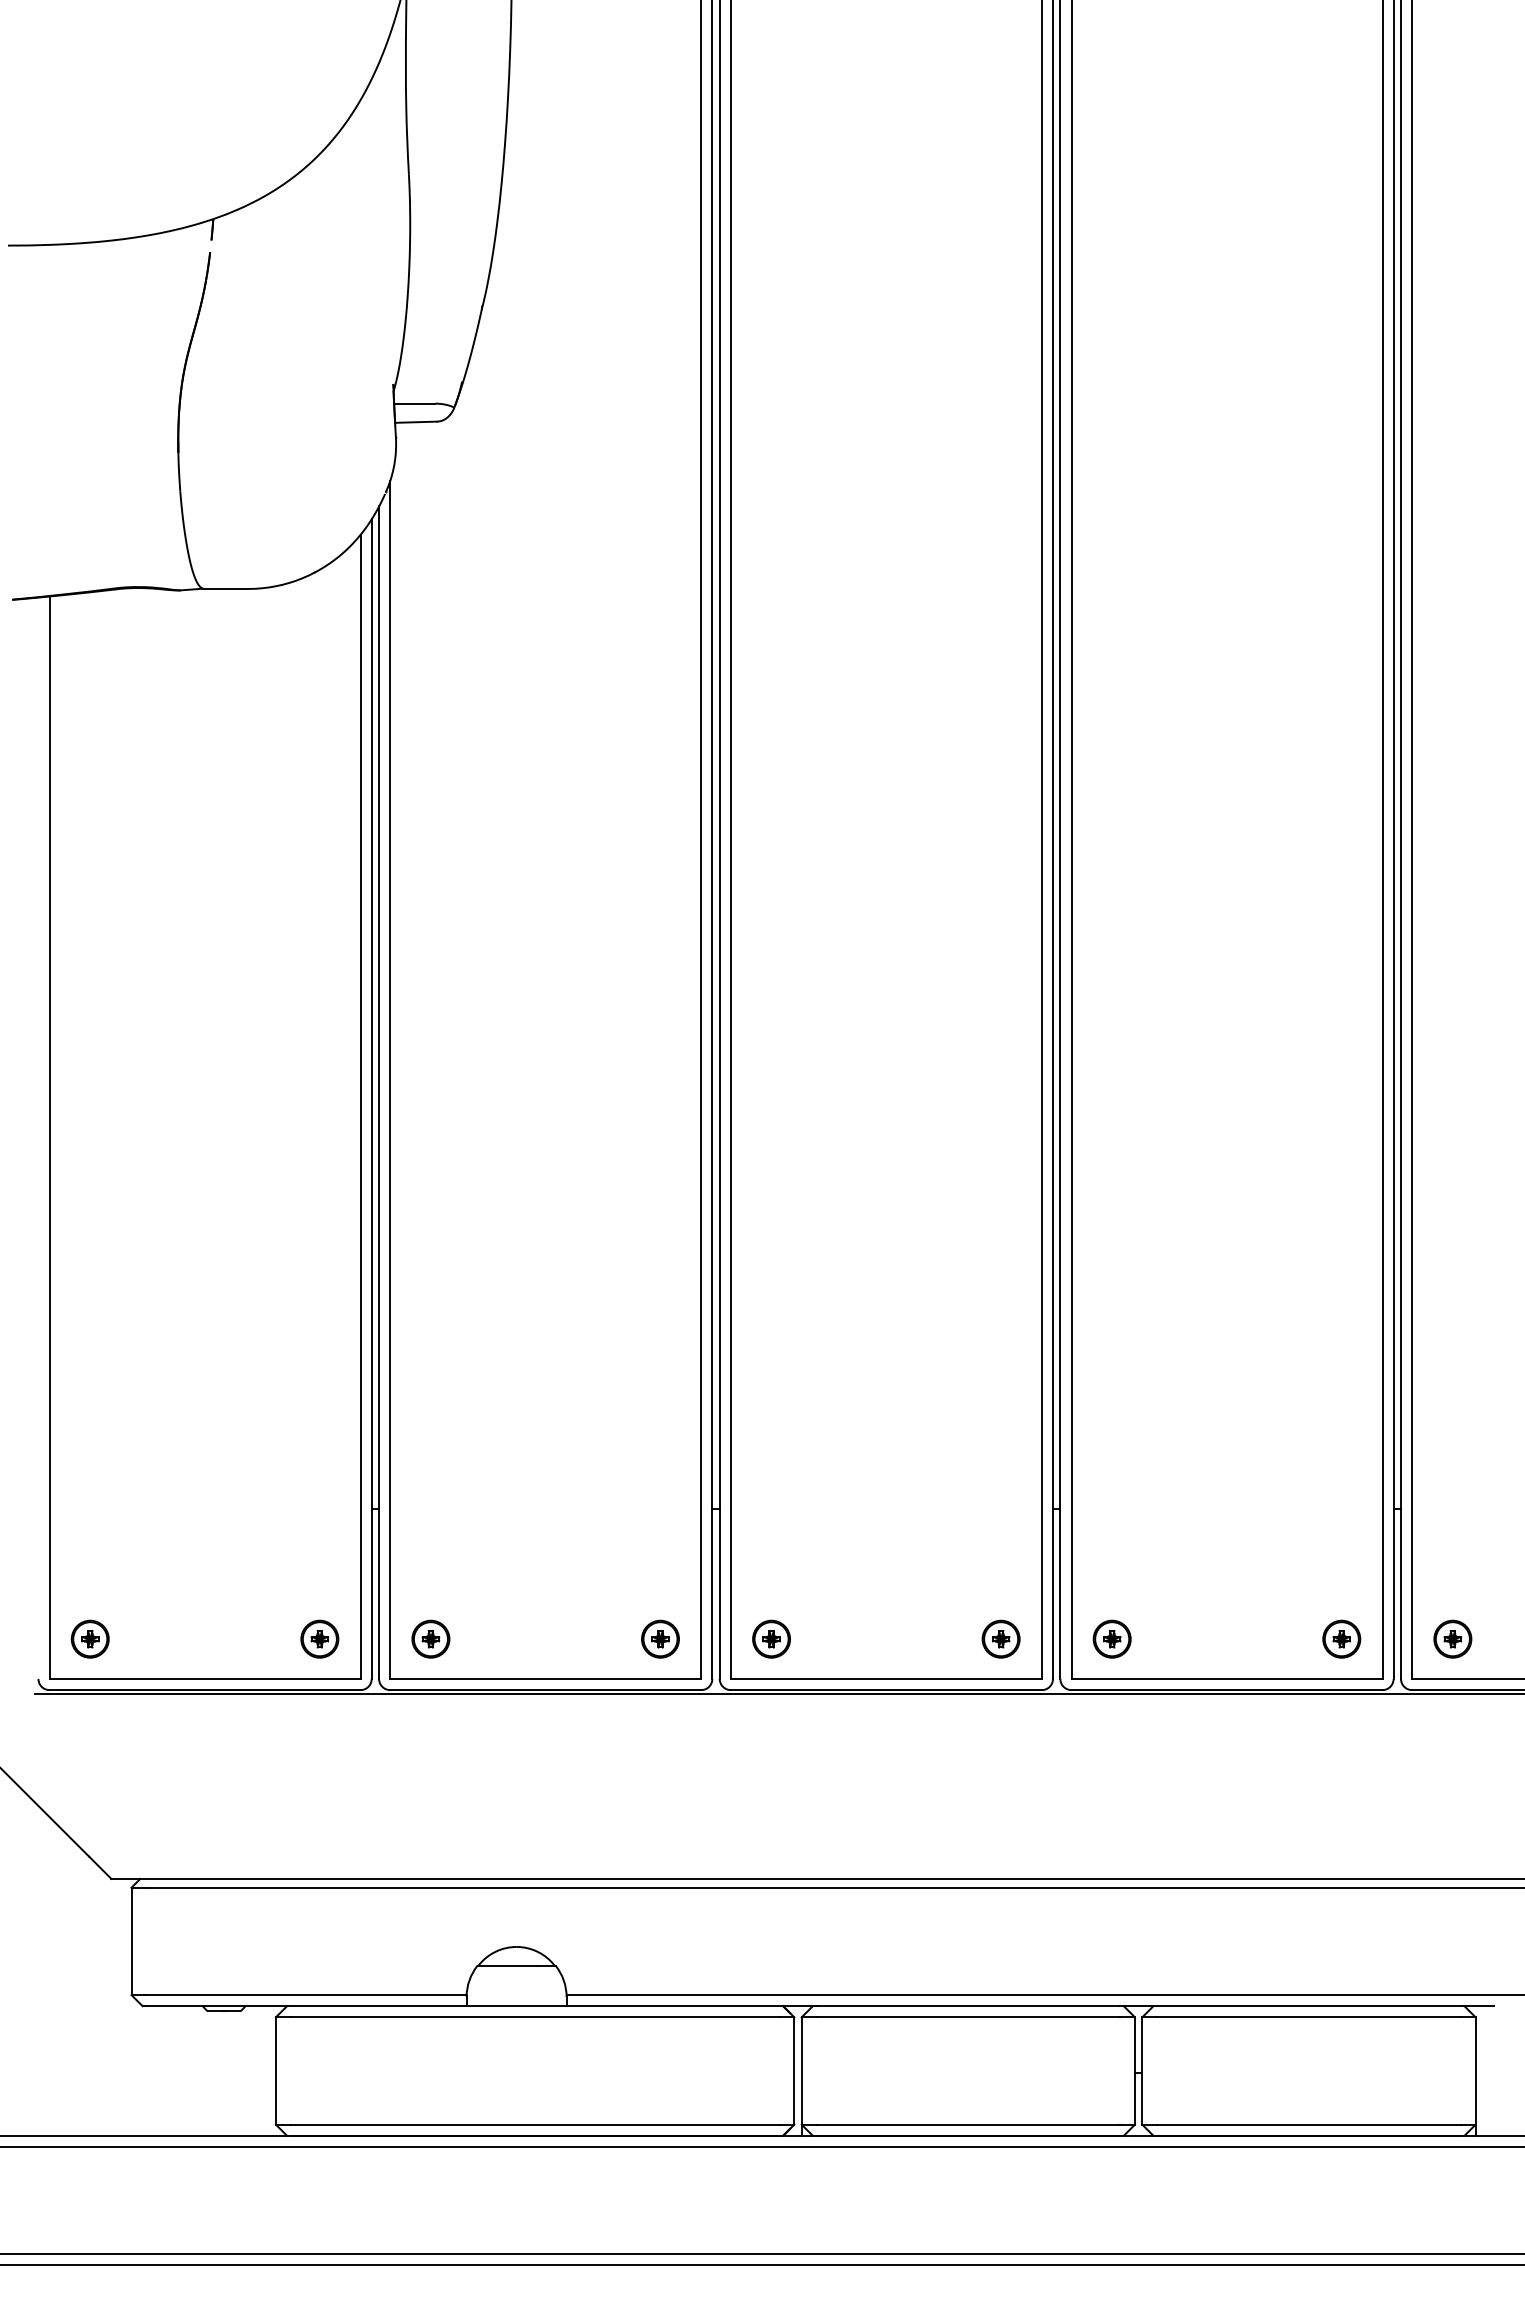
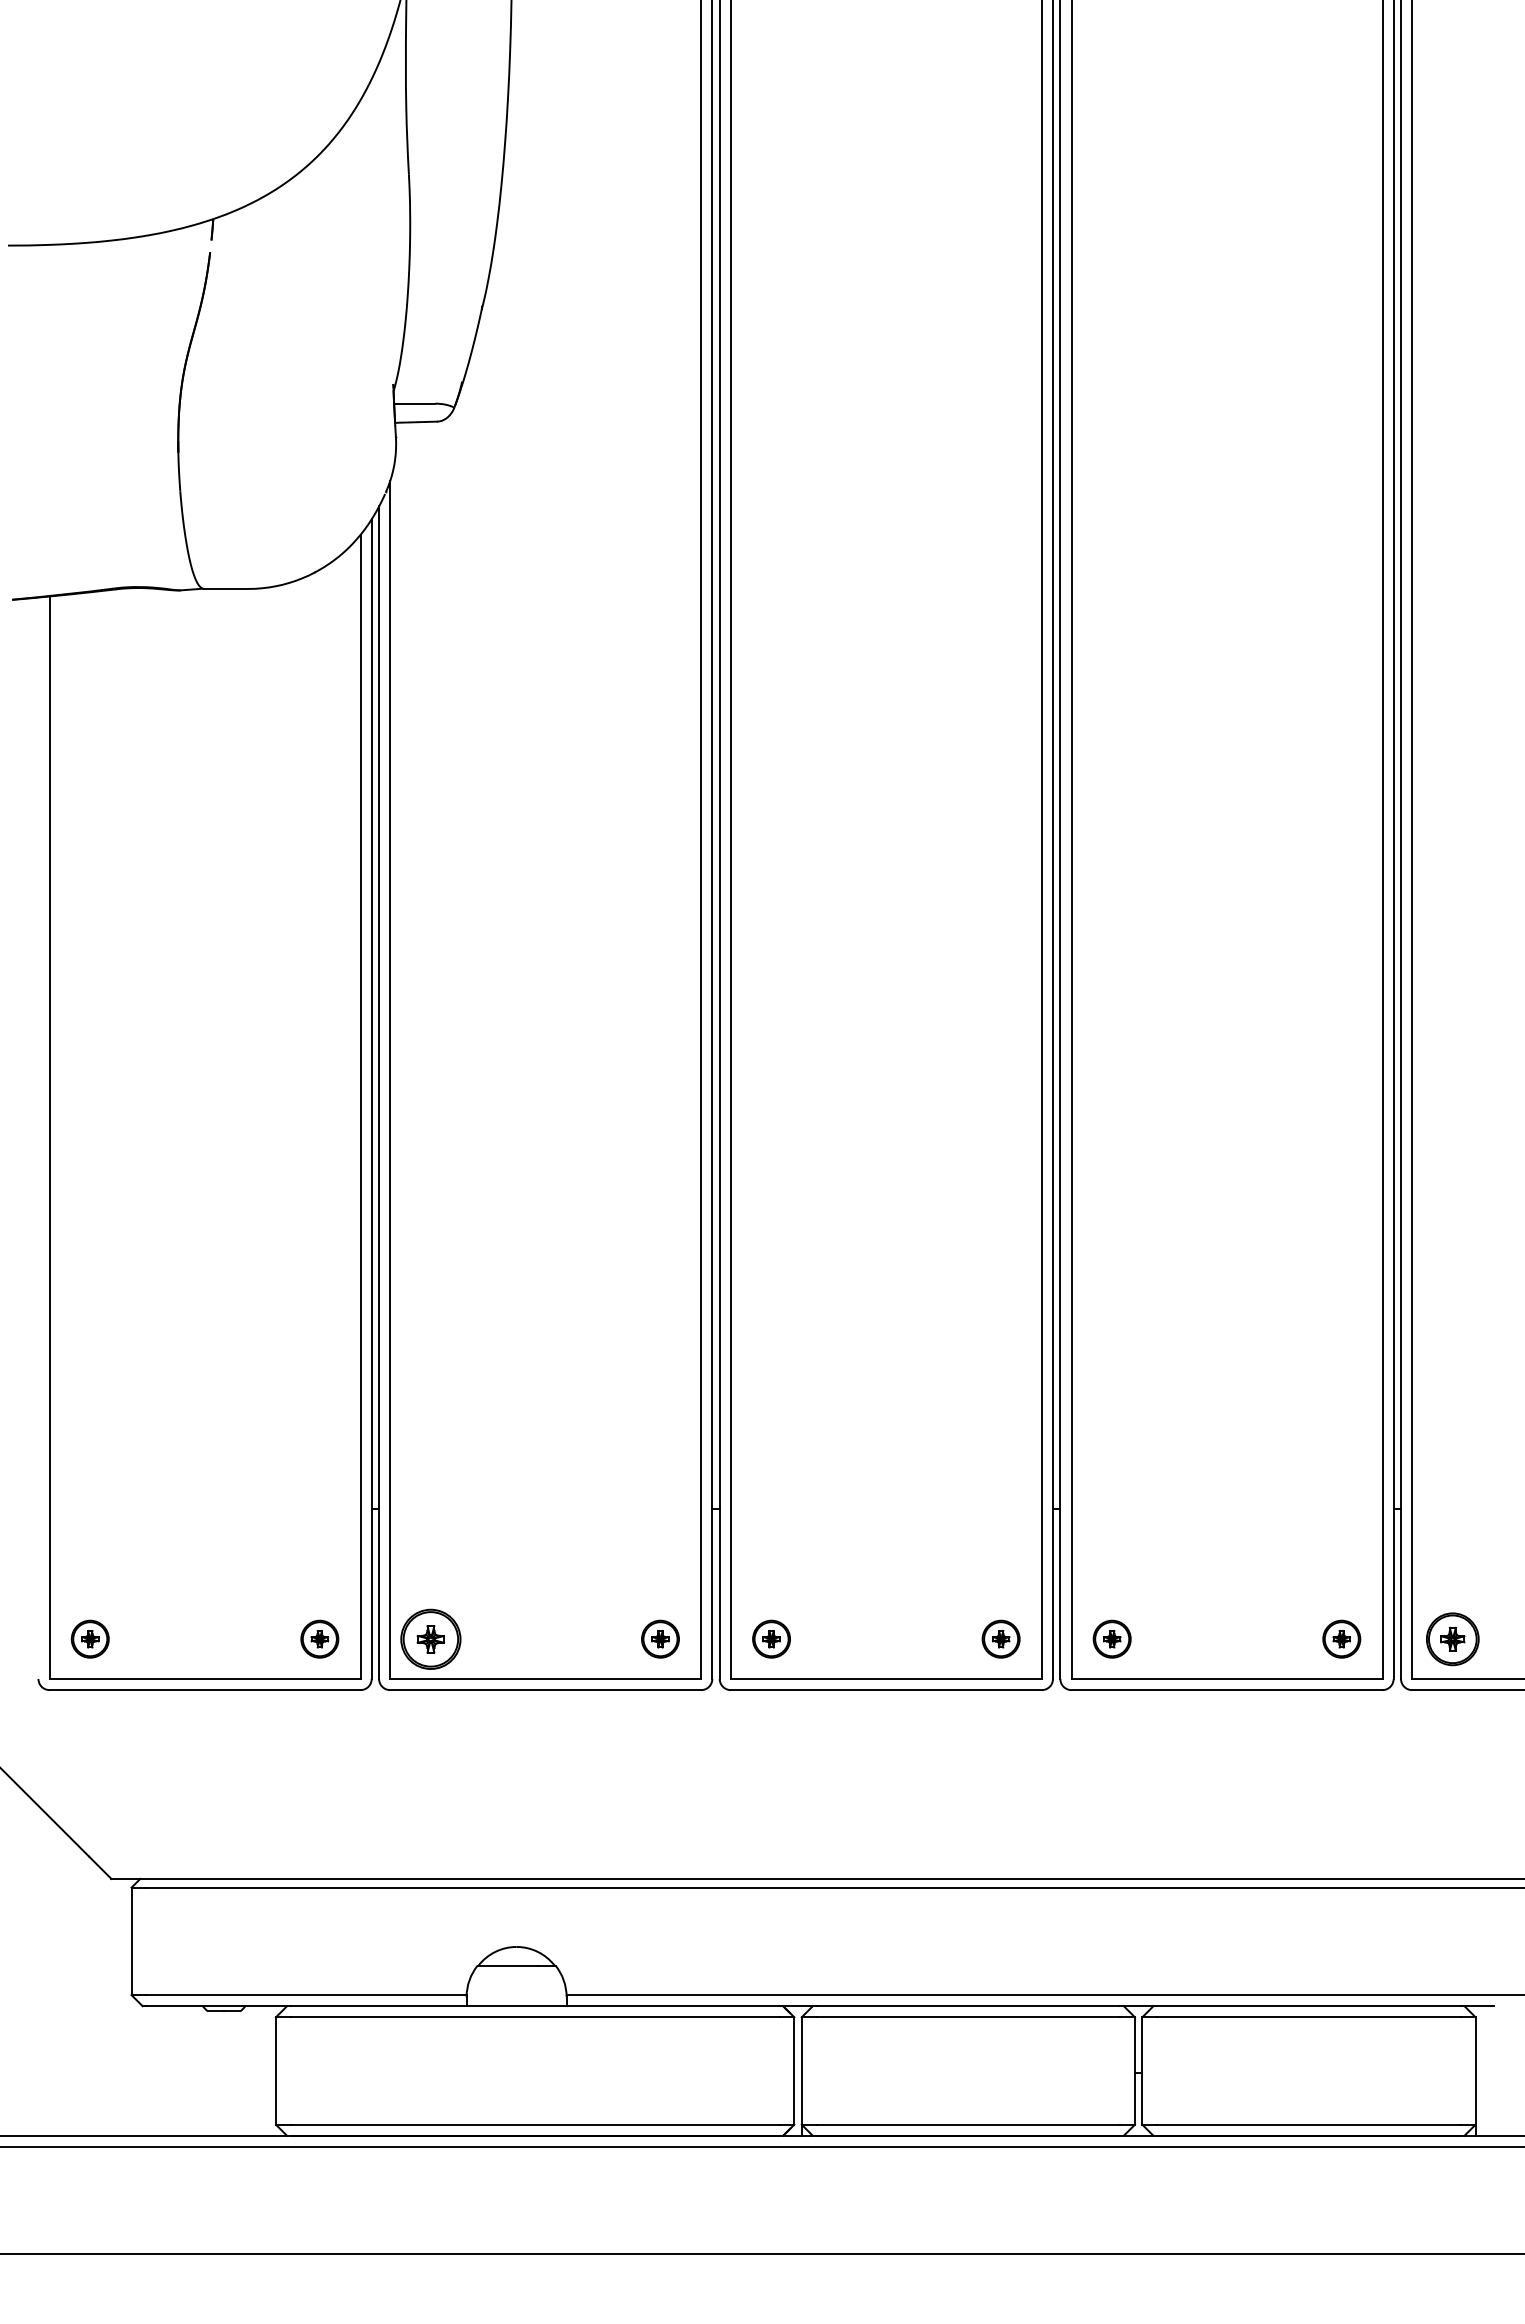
part size: 40x40 px -> 62x62 px (430, 1638)
part size: 40x40 px -> 54x55 px (1452, 1639)
line: present -> none (777, 1693)
line: present -> none (761, 2265)
